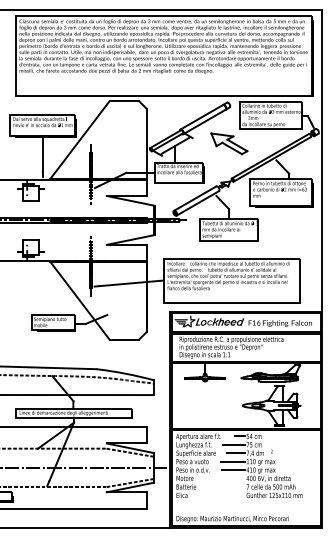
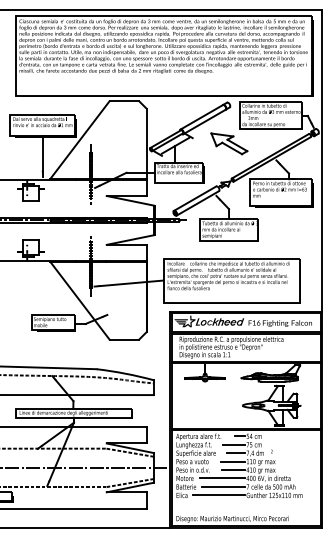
line: none -> present (221, 478)
line: none -> present (223, 486)
line: none -> present (218, 495)
